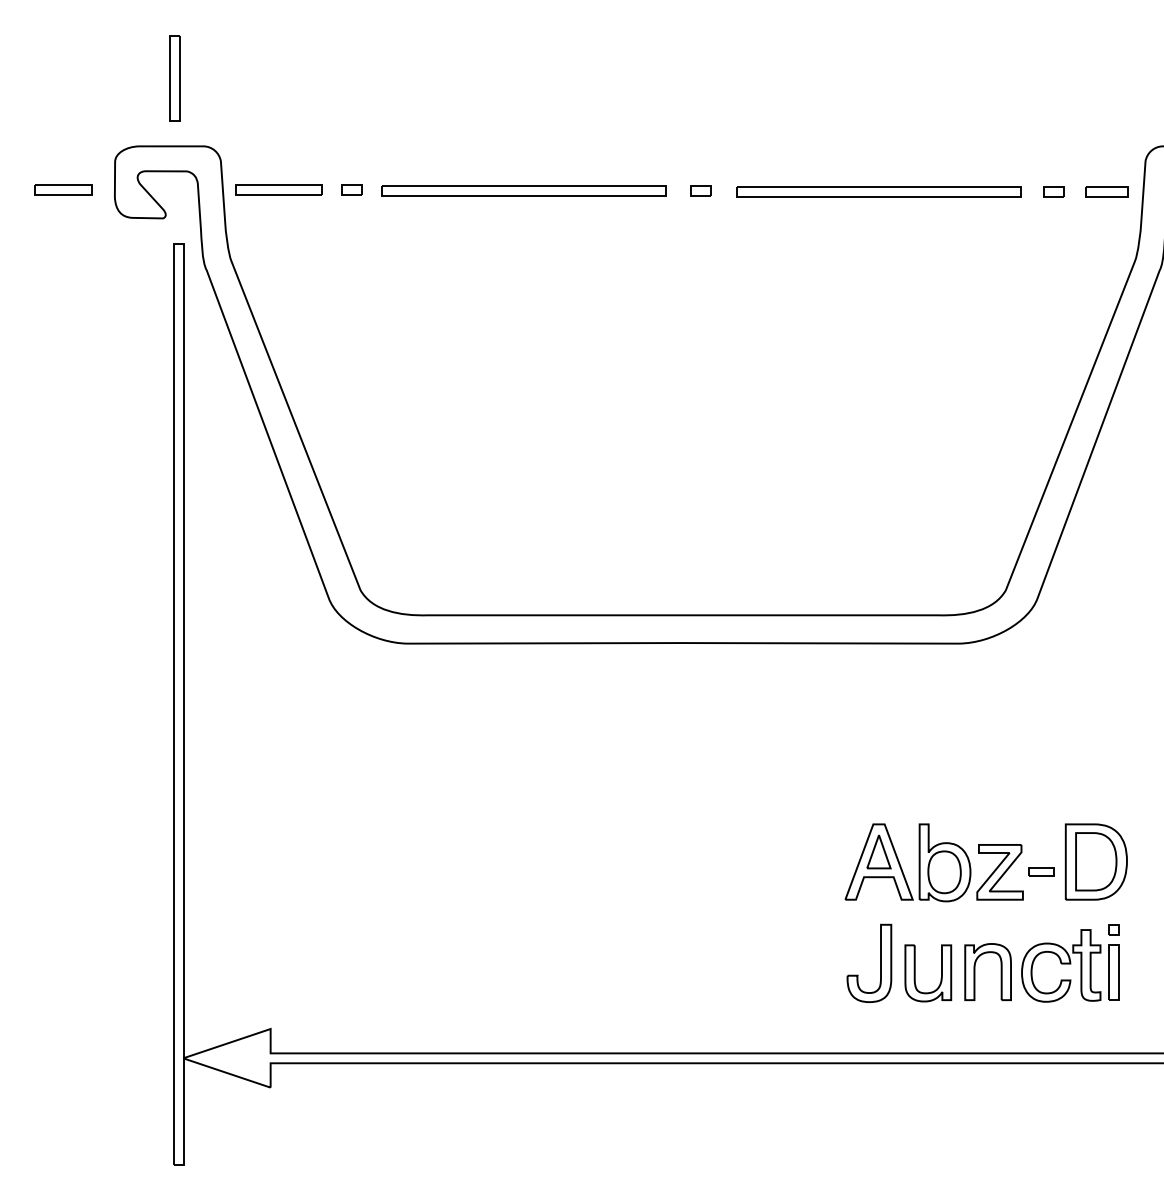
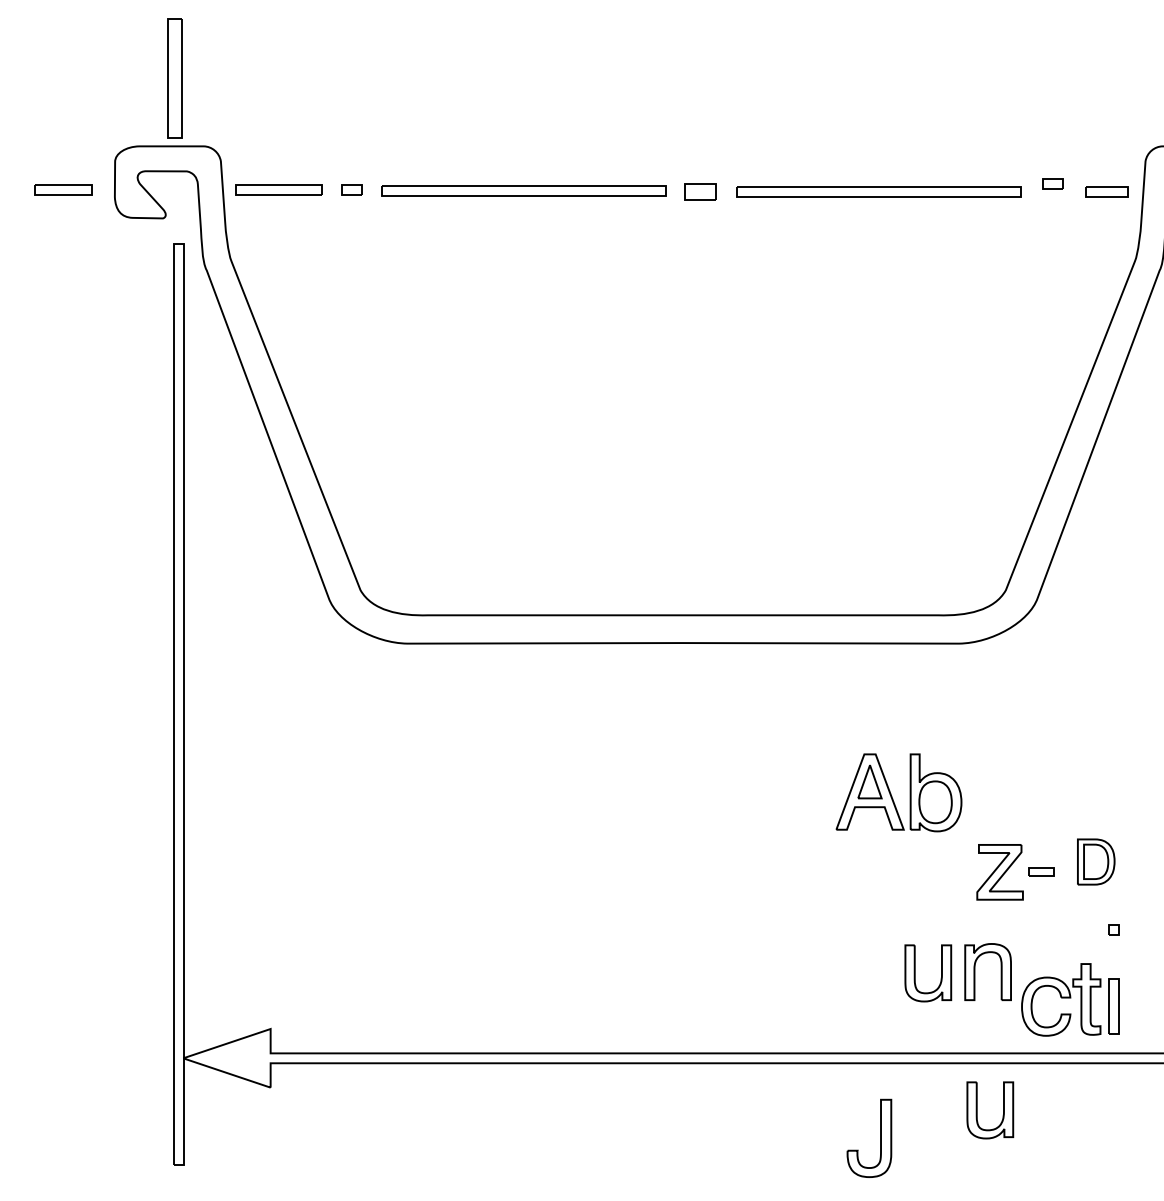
part size: 12x87 px -> 16x121 px (174, 78)
part size: 22x12 px -> 33x18 px (700, 191)
part position: (1053, 191) -> (1052, 183) (1052, 183)
part size: 64x78 px -> 39x48 px (1096, 861)
part position: (900, 863) -> (891, 793) (891, 793)
part position: (880, 962) -> (880, 1137) (880, 1137)
part position: (1070, 965) -> (1070, 999) (1070, 999)
part: none -> present (977, 1110)
